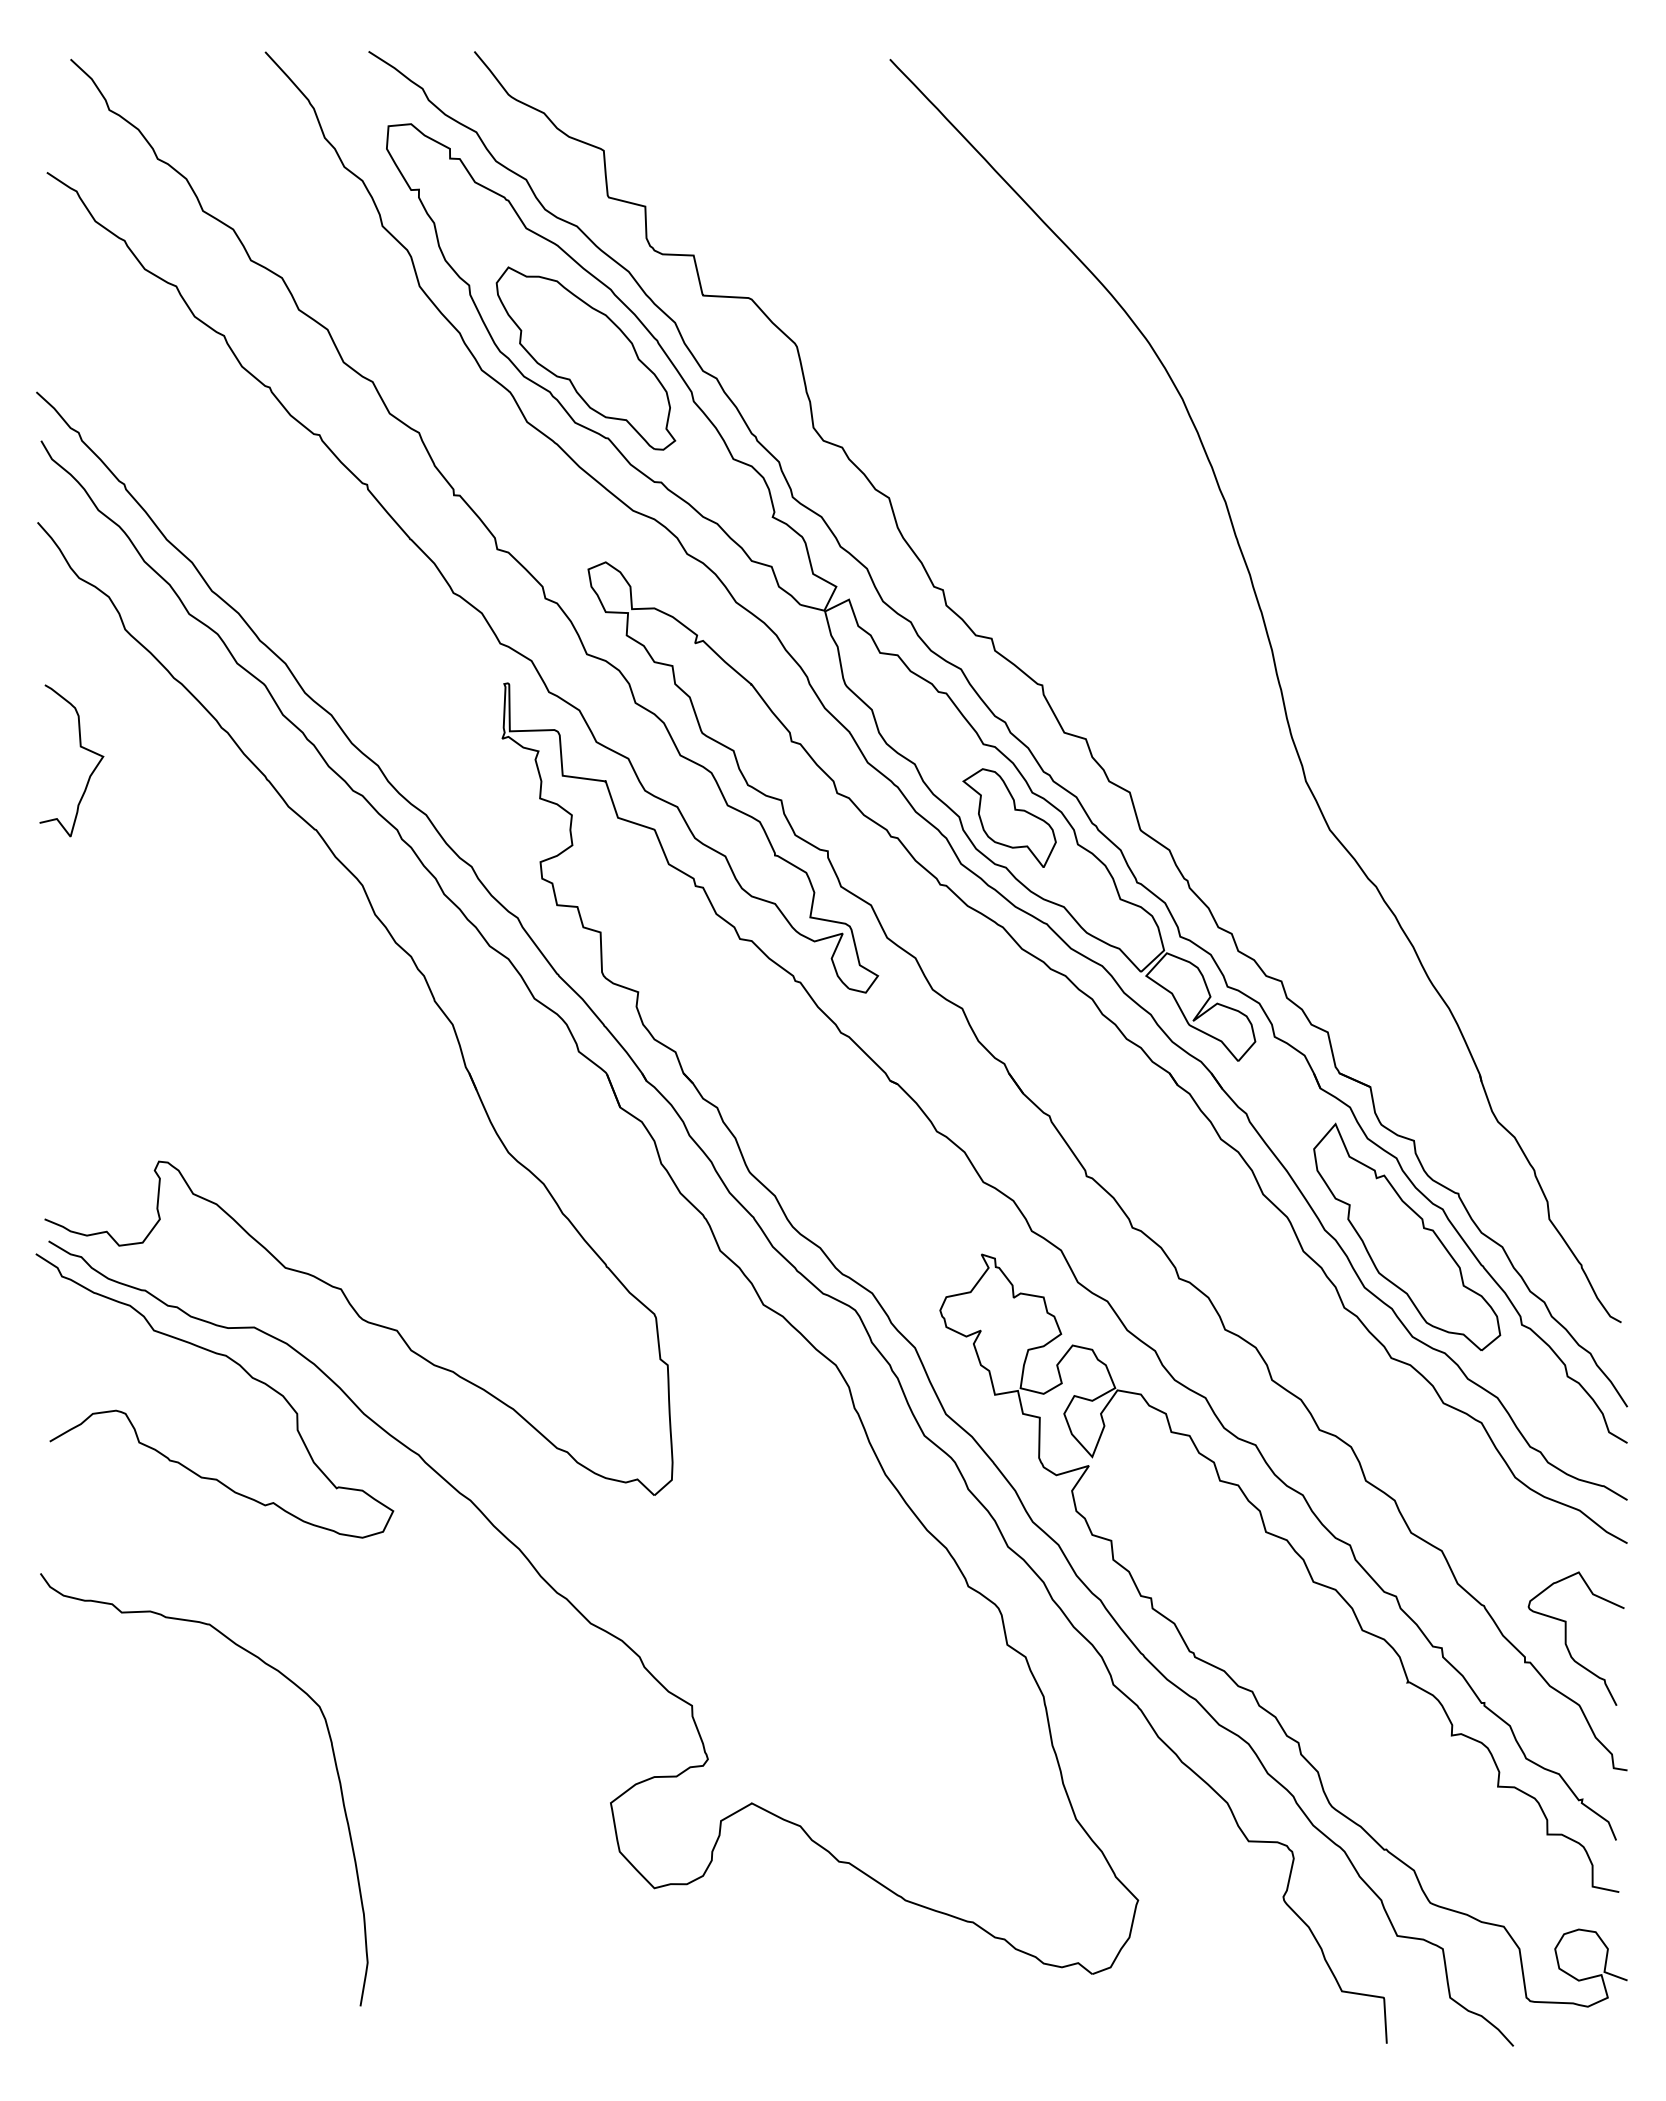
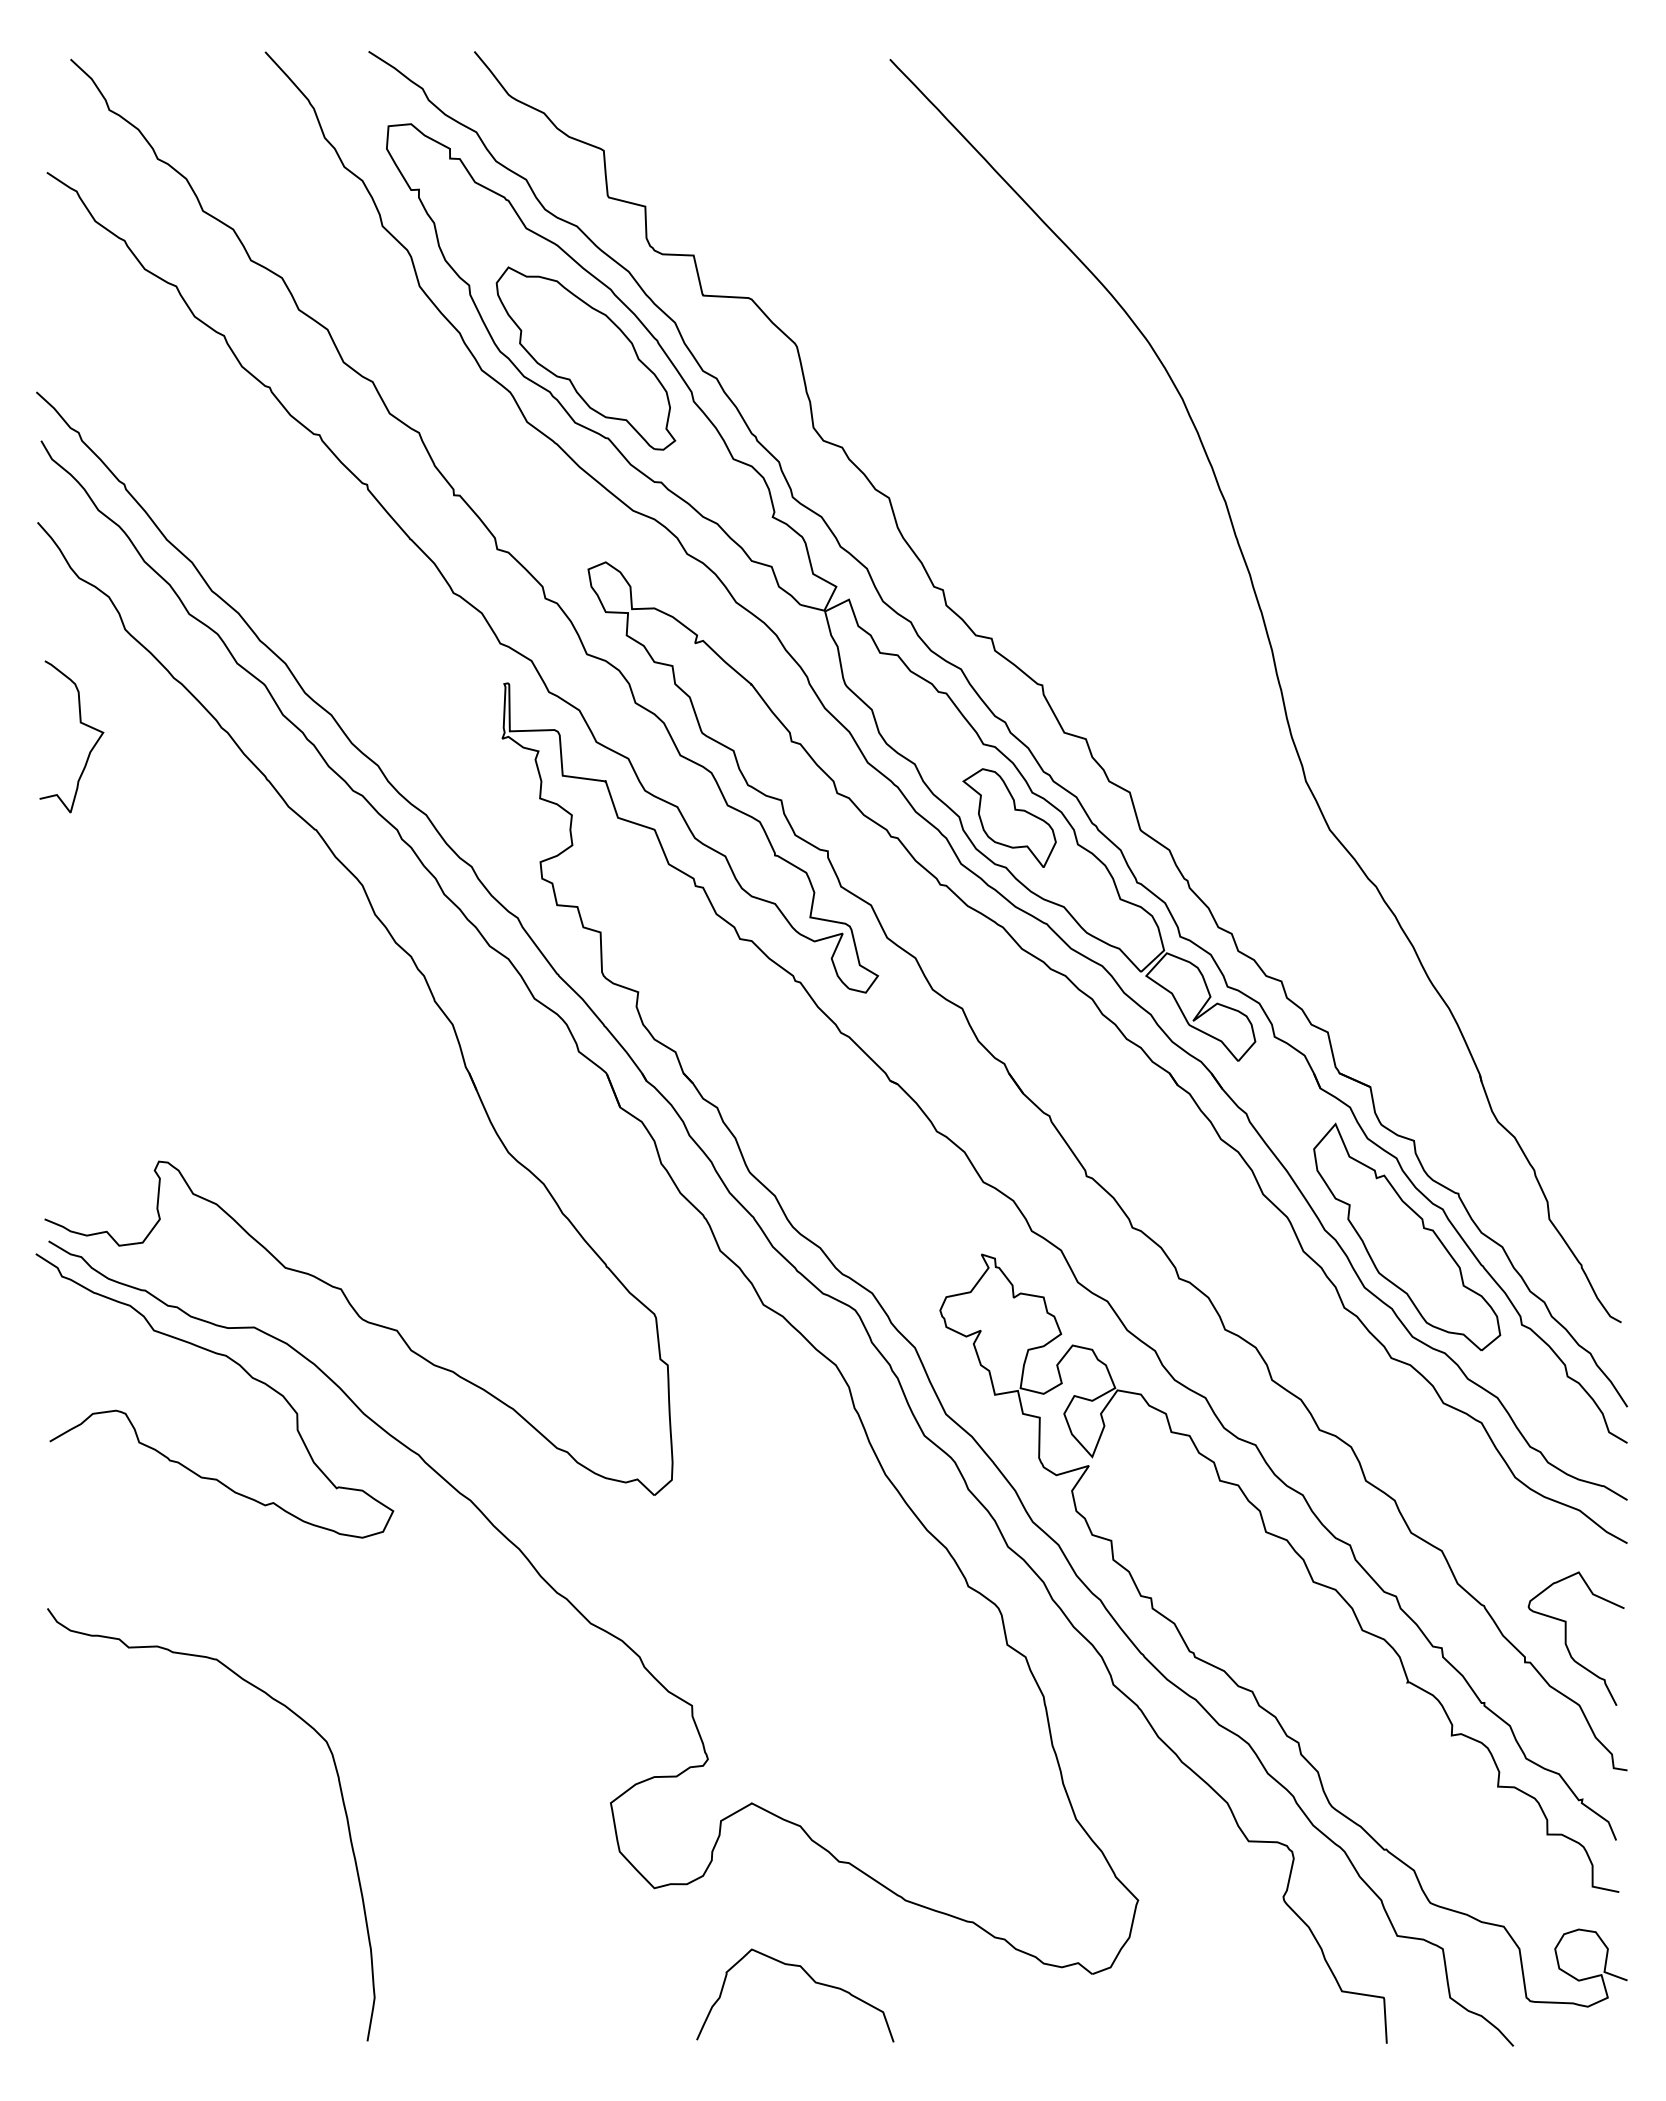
curve position: (80, 747) -> (80, 723) (80, 723)
curve position: (334, 1763) -> (341, 1798) (341, 1798)
curve: none -> present (811, 1979)
